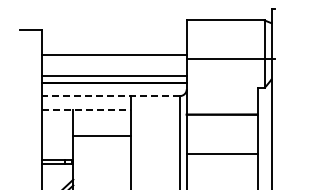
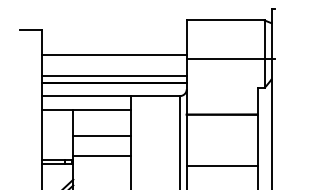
line: dashed -> solid (110, 96)
line: dashed -> solid (86, 110)
line position: (221, 154) -> (221, 166) (221, 166)
line: none -> present (102, 156)
